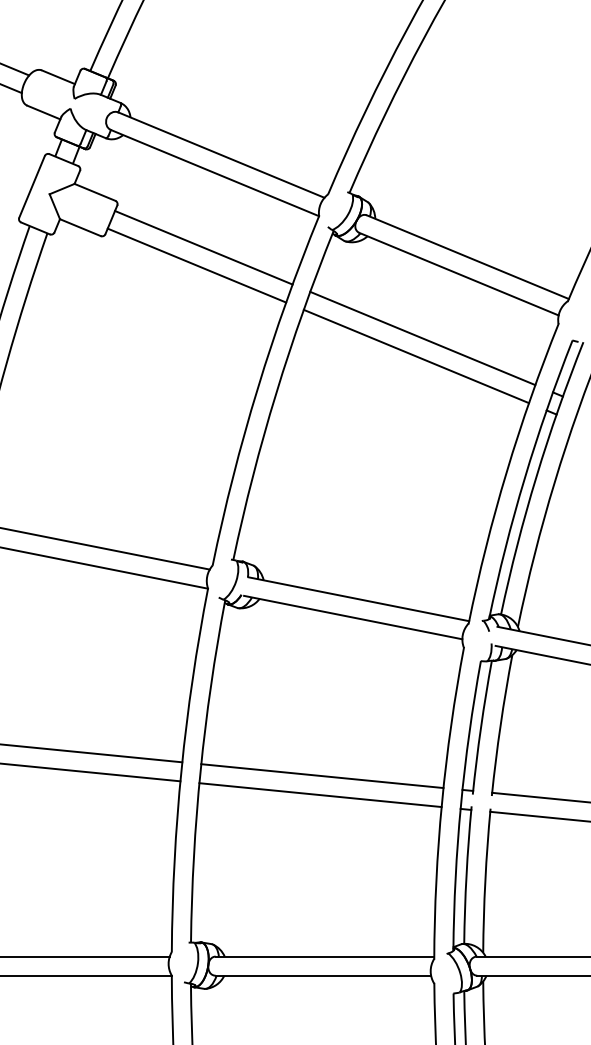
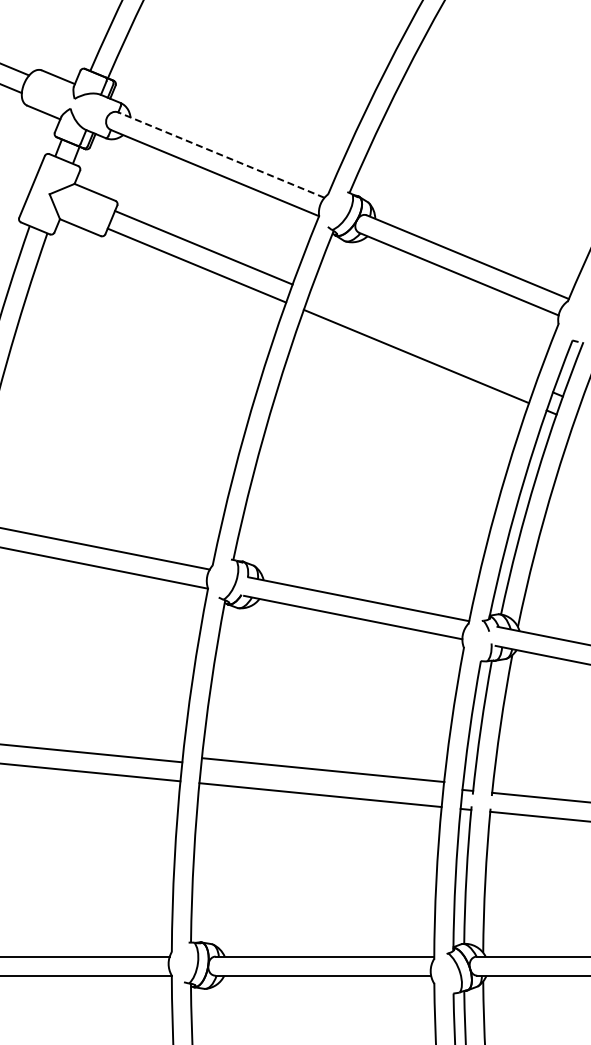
line: solid -> dashed (221, 155)
line: present -> none (422, 338)
line position: (322, 776) -> (323, 770) (323, 770)
